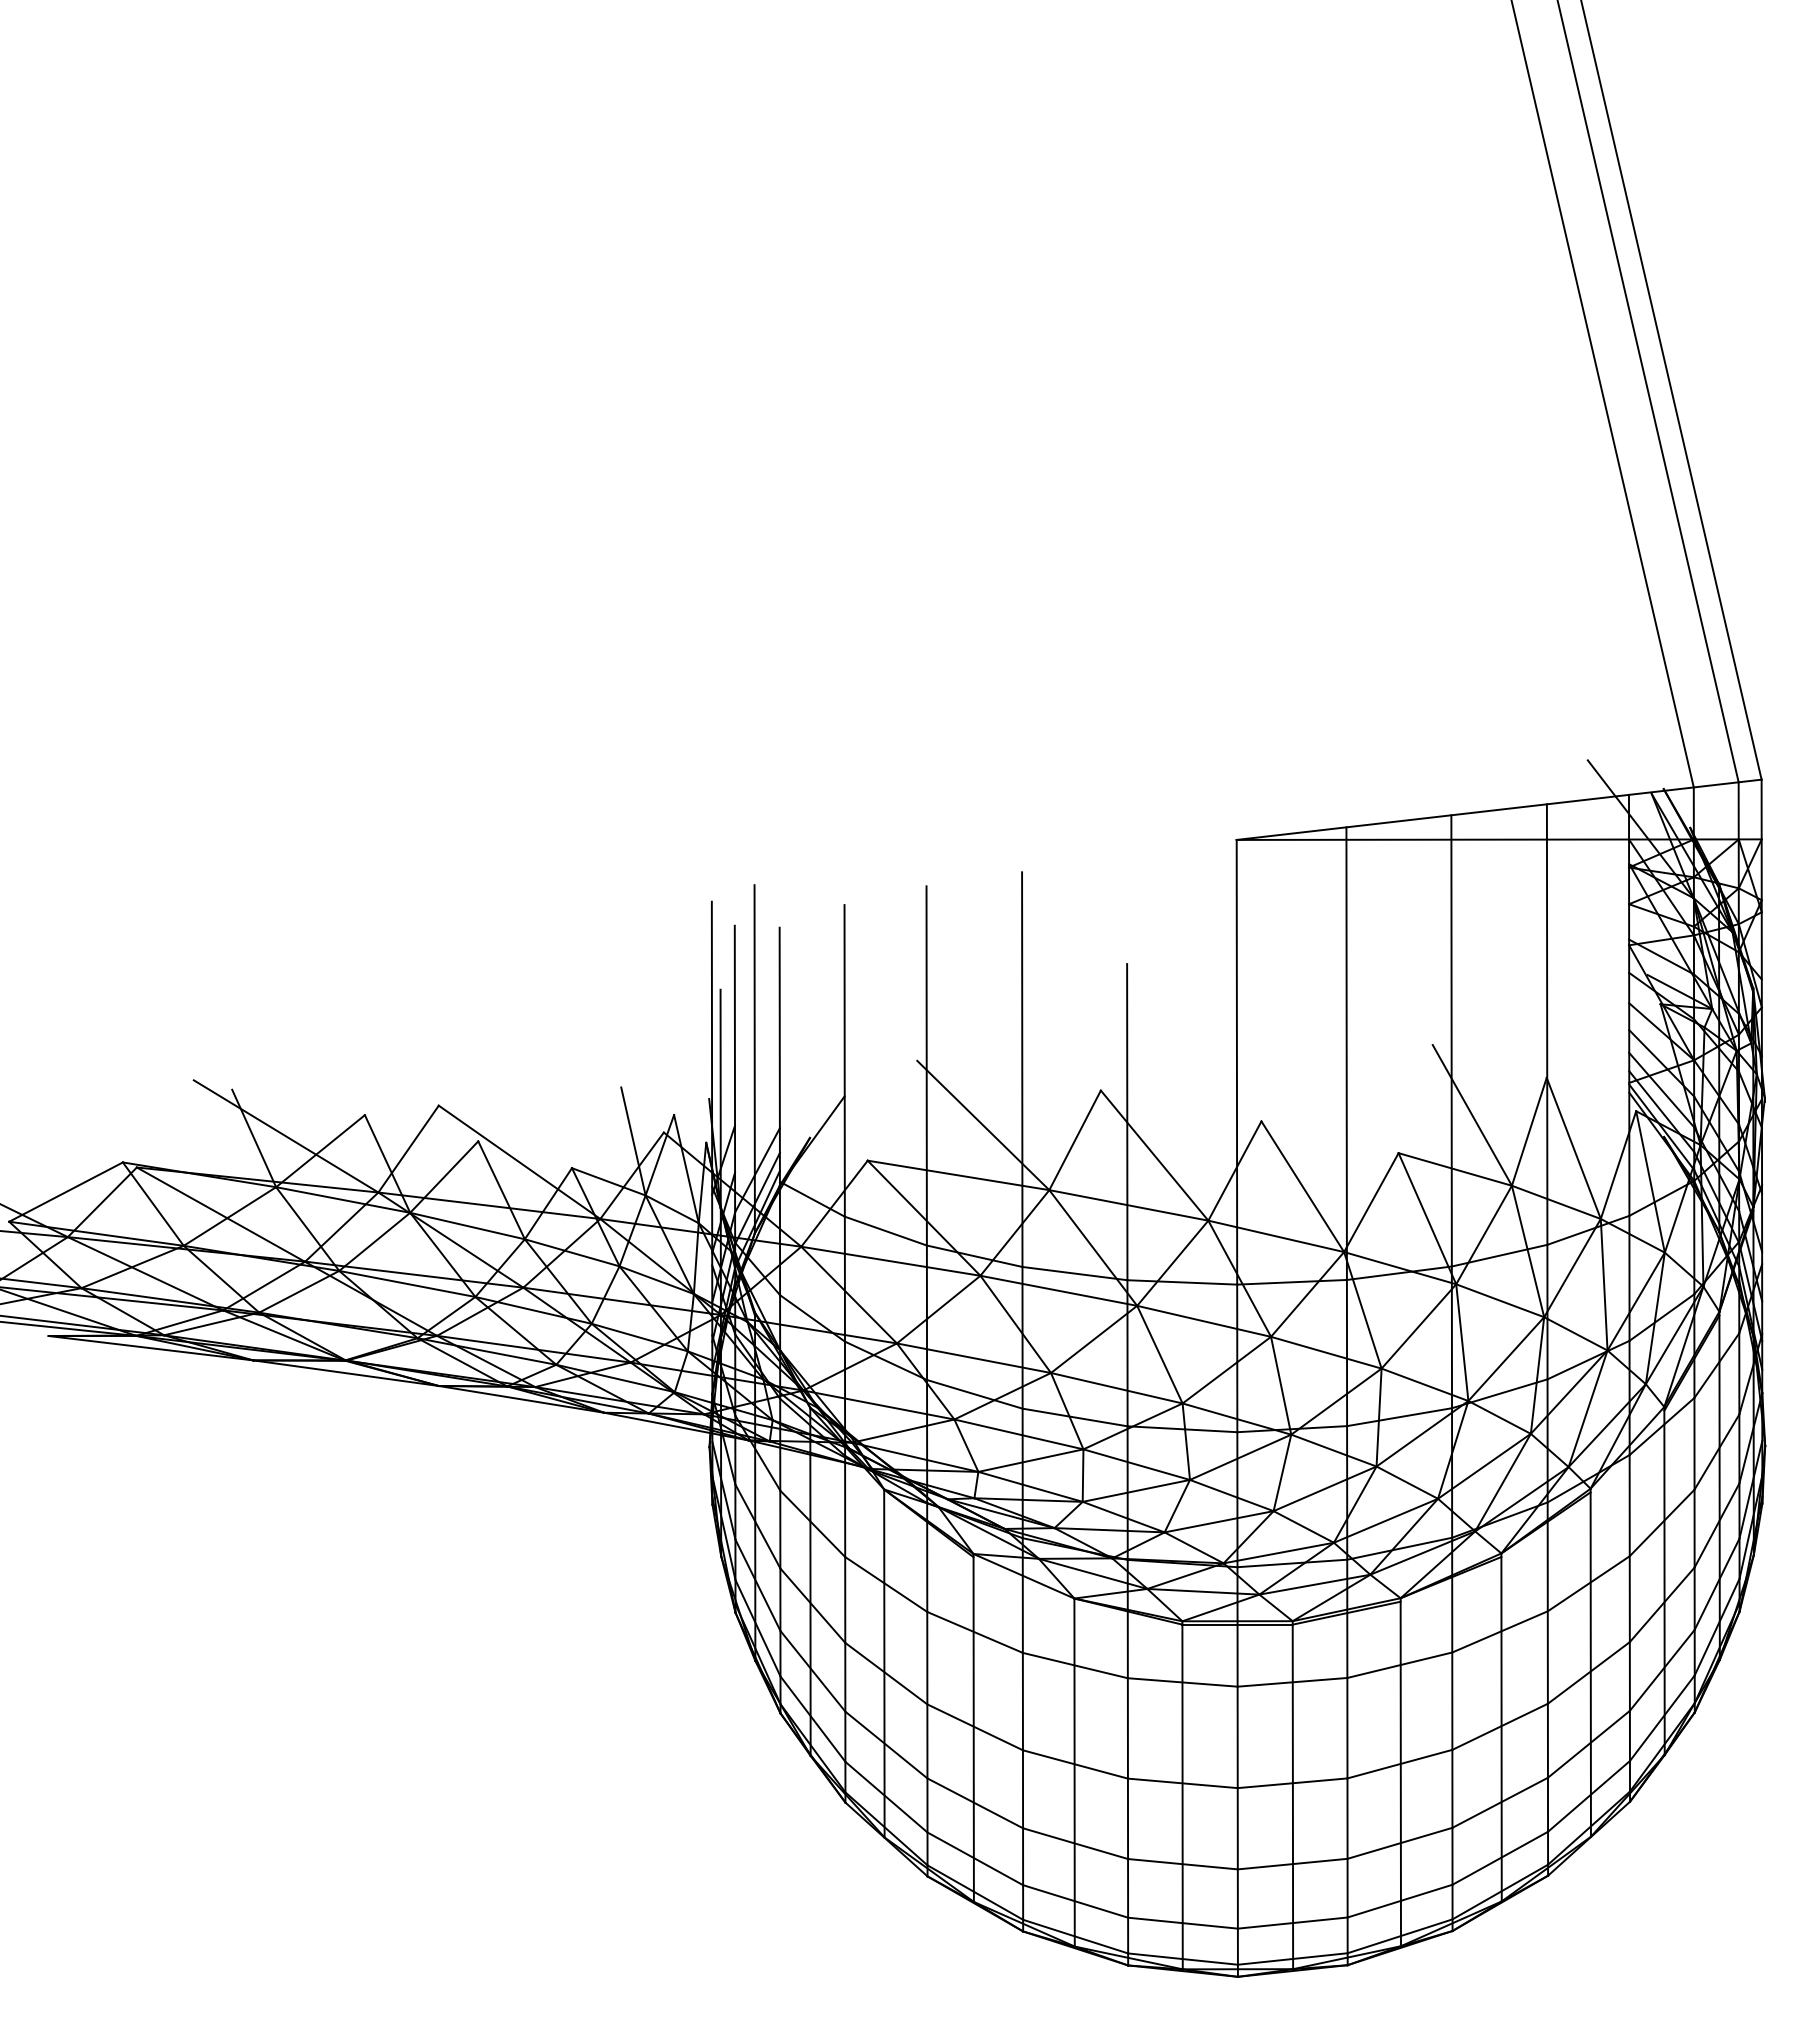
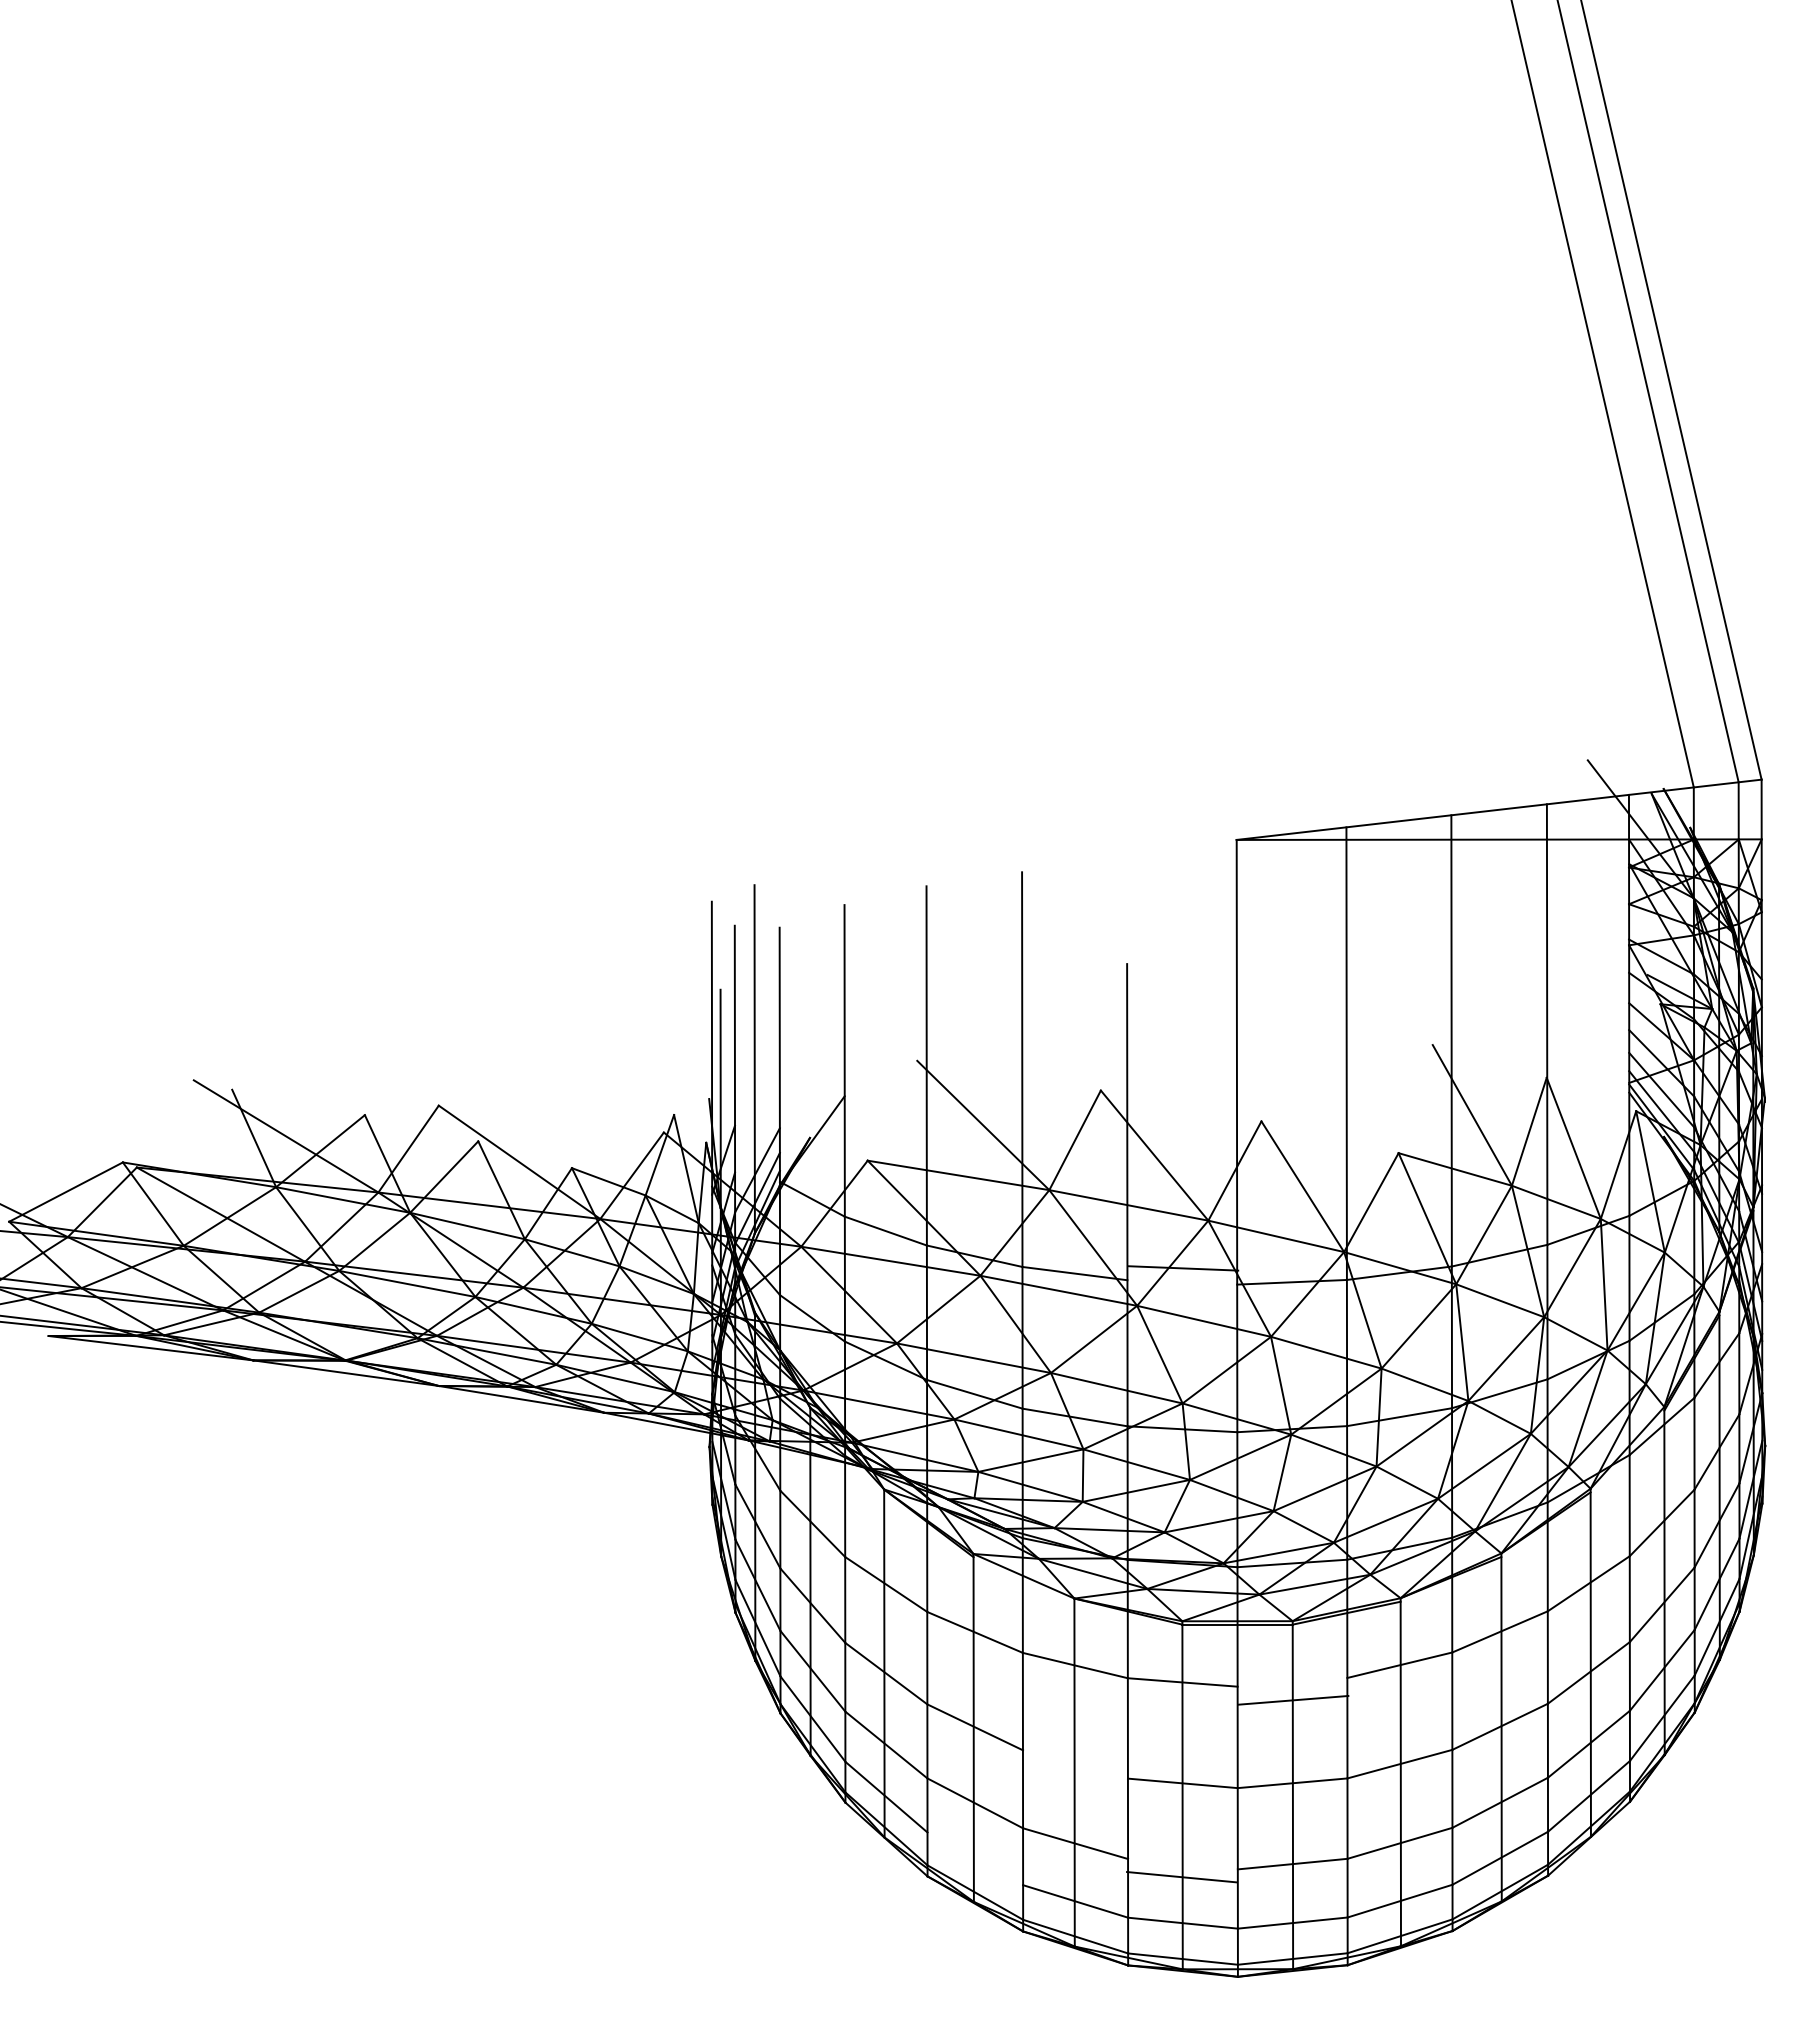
line: present -> none (633, 1141)
line position: (1182, 1282) -> (1183, 1268) (1183, 1268)
line position: (1292, 1681) -> (1293, 1699) (1293, 1699)
line: present -> none (1075, 1764)
line: present -> none (975, 1858)
line position: (1182, 1864) -> (1181, 1877) (1181, 1877)
